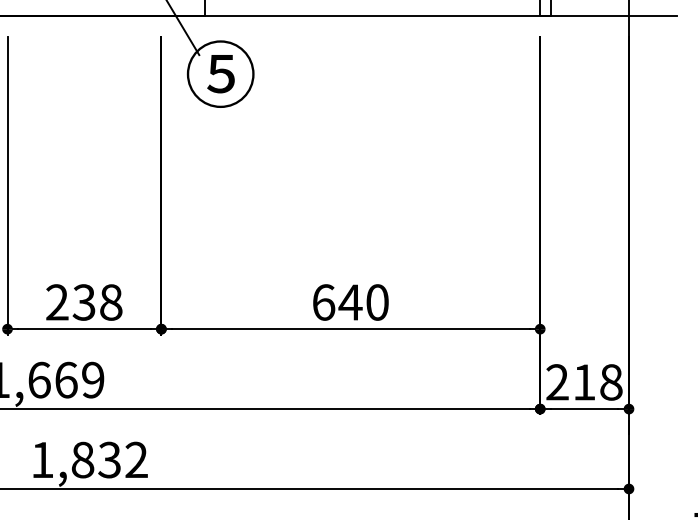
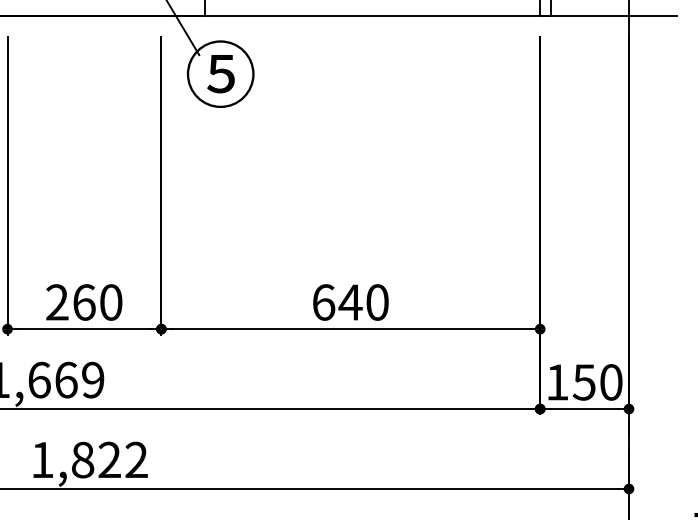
text: 238 -> 260 (97, 302)
text: 218 -> 150 (584, 382)
text: 1,832 -> 1,822 (109, 460)
